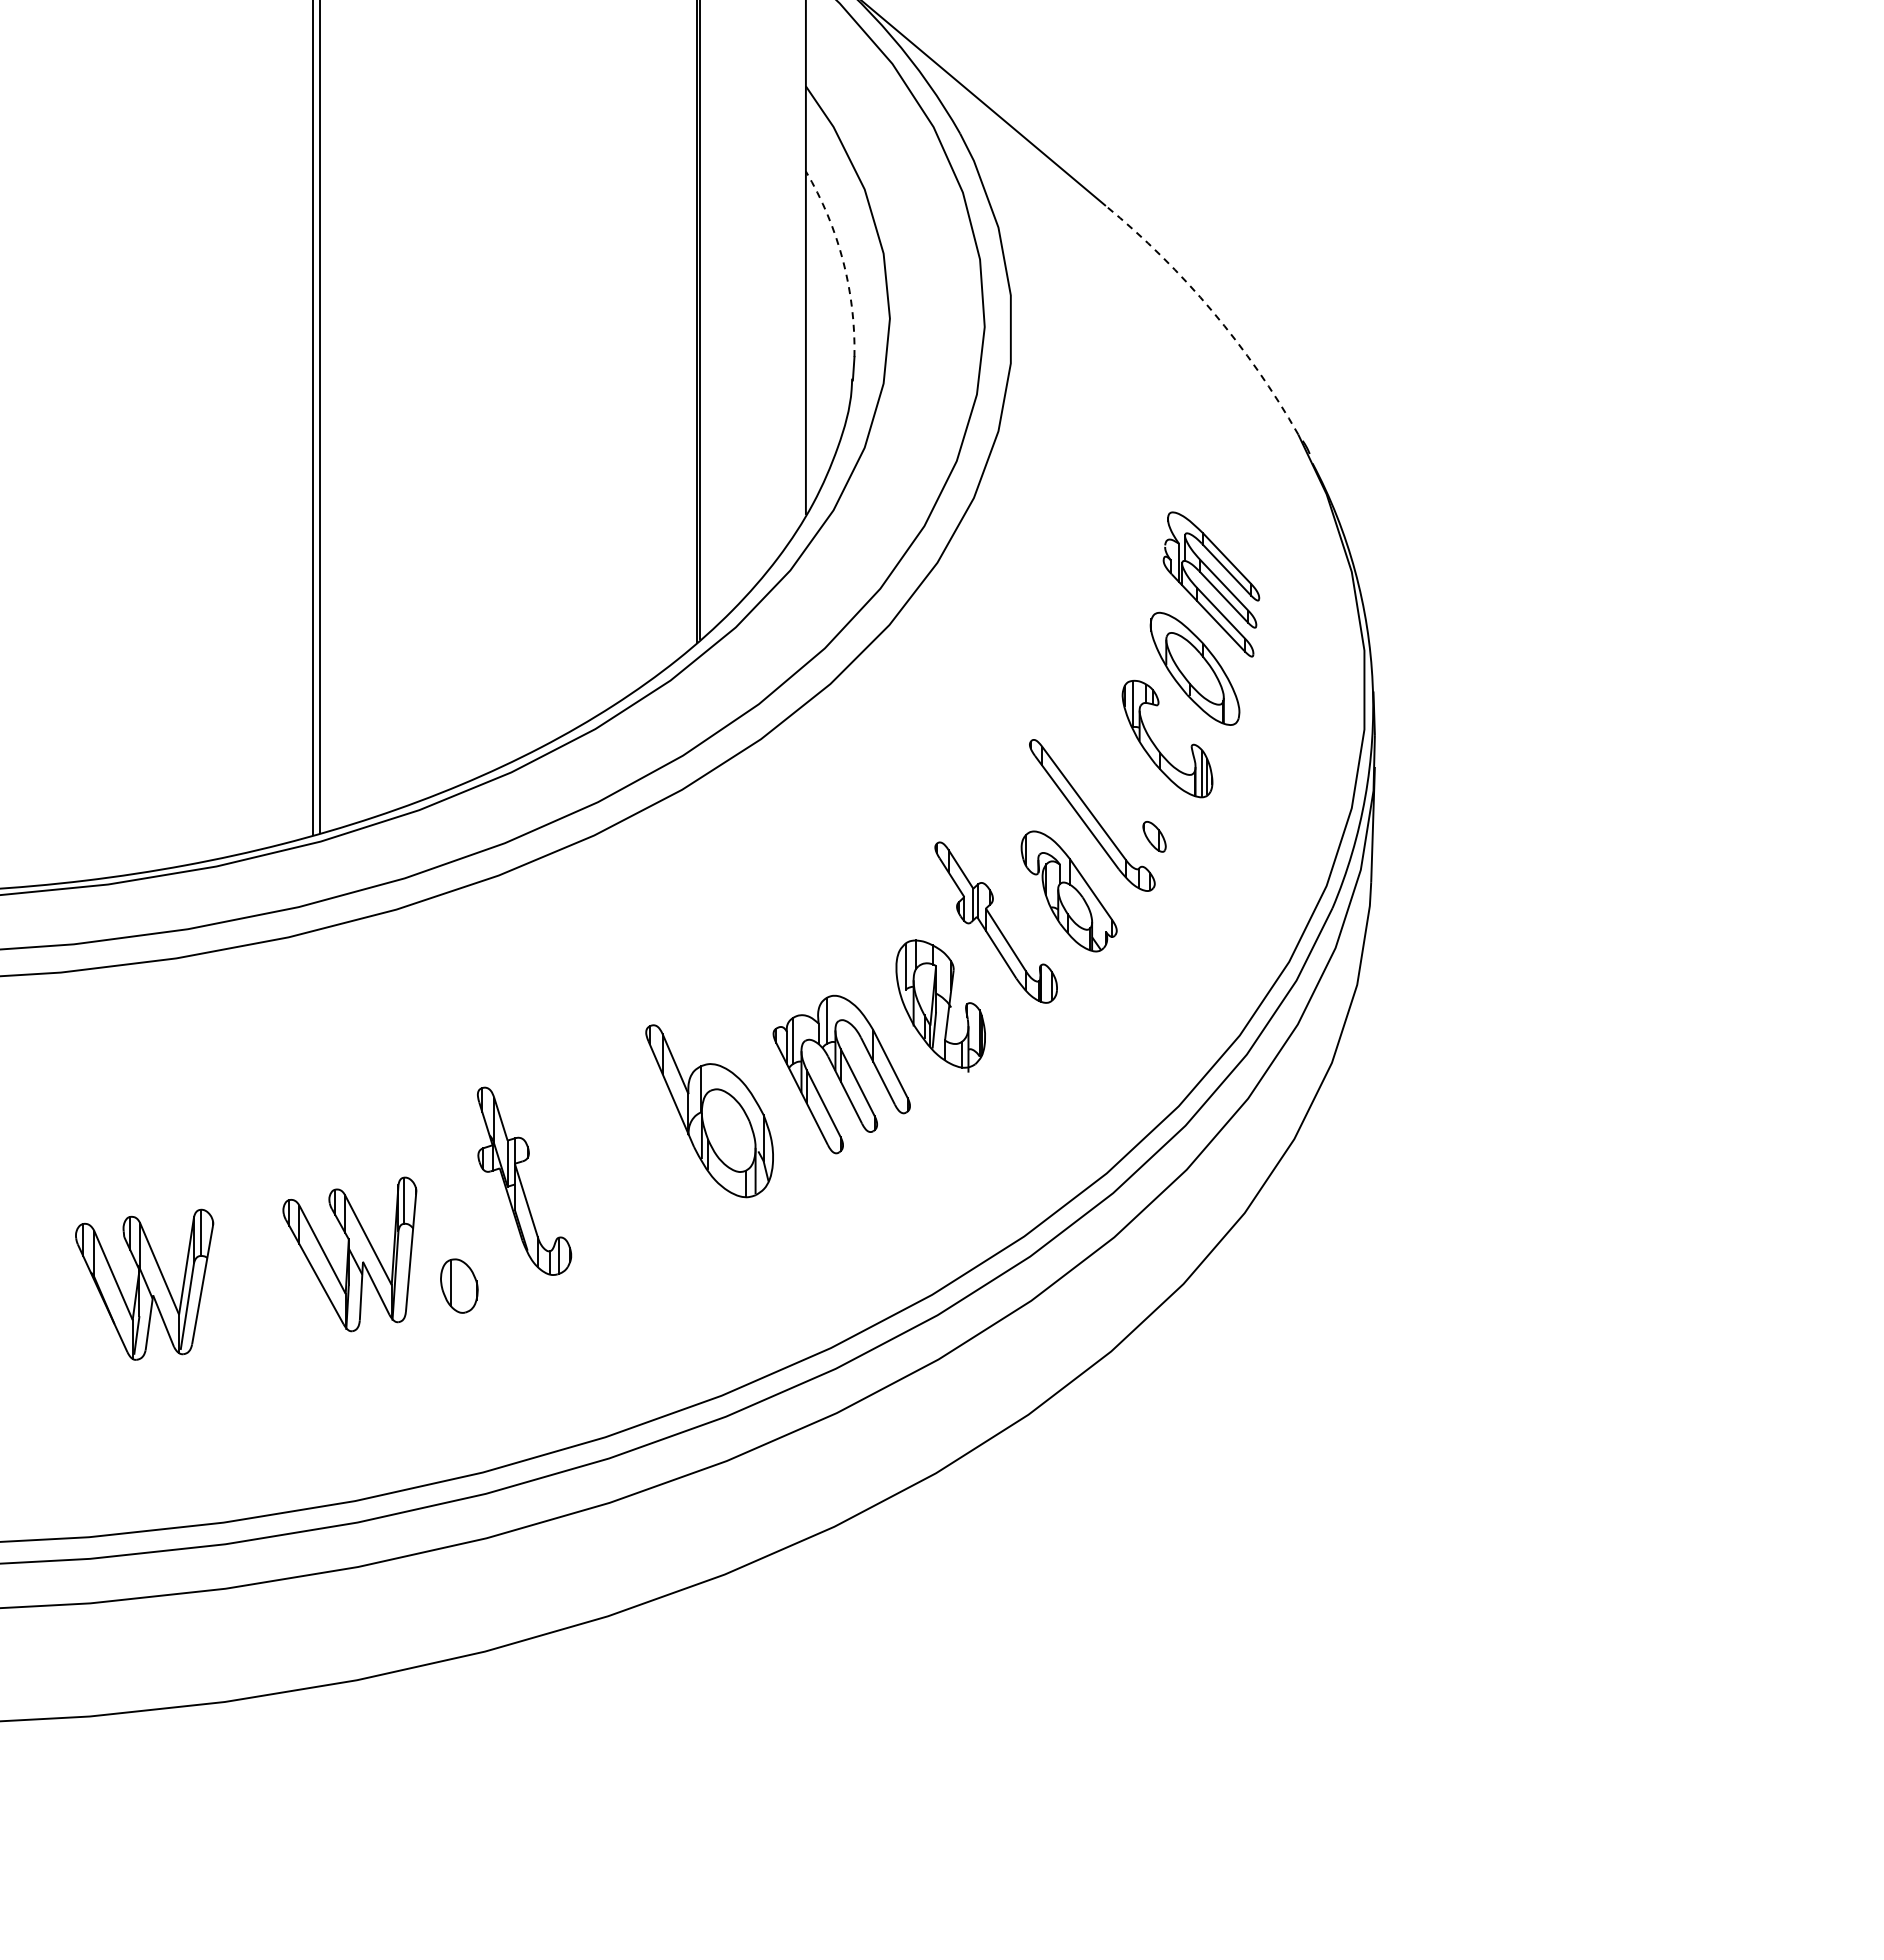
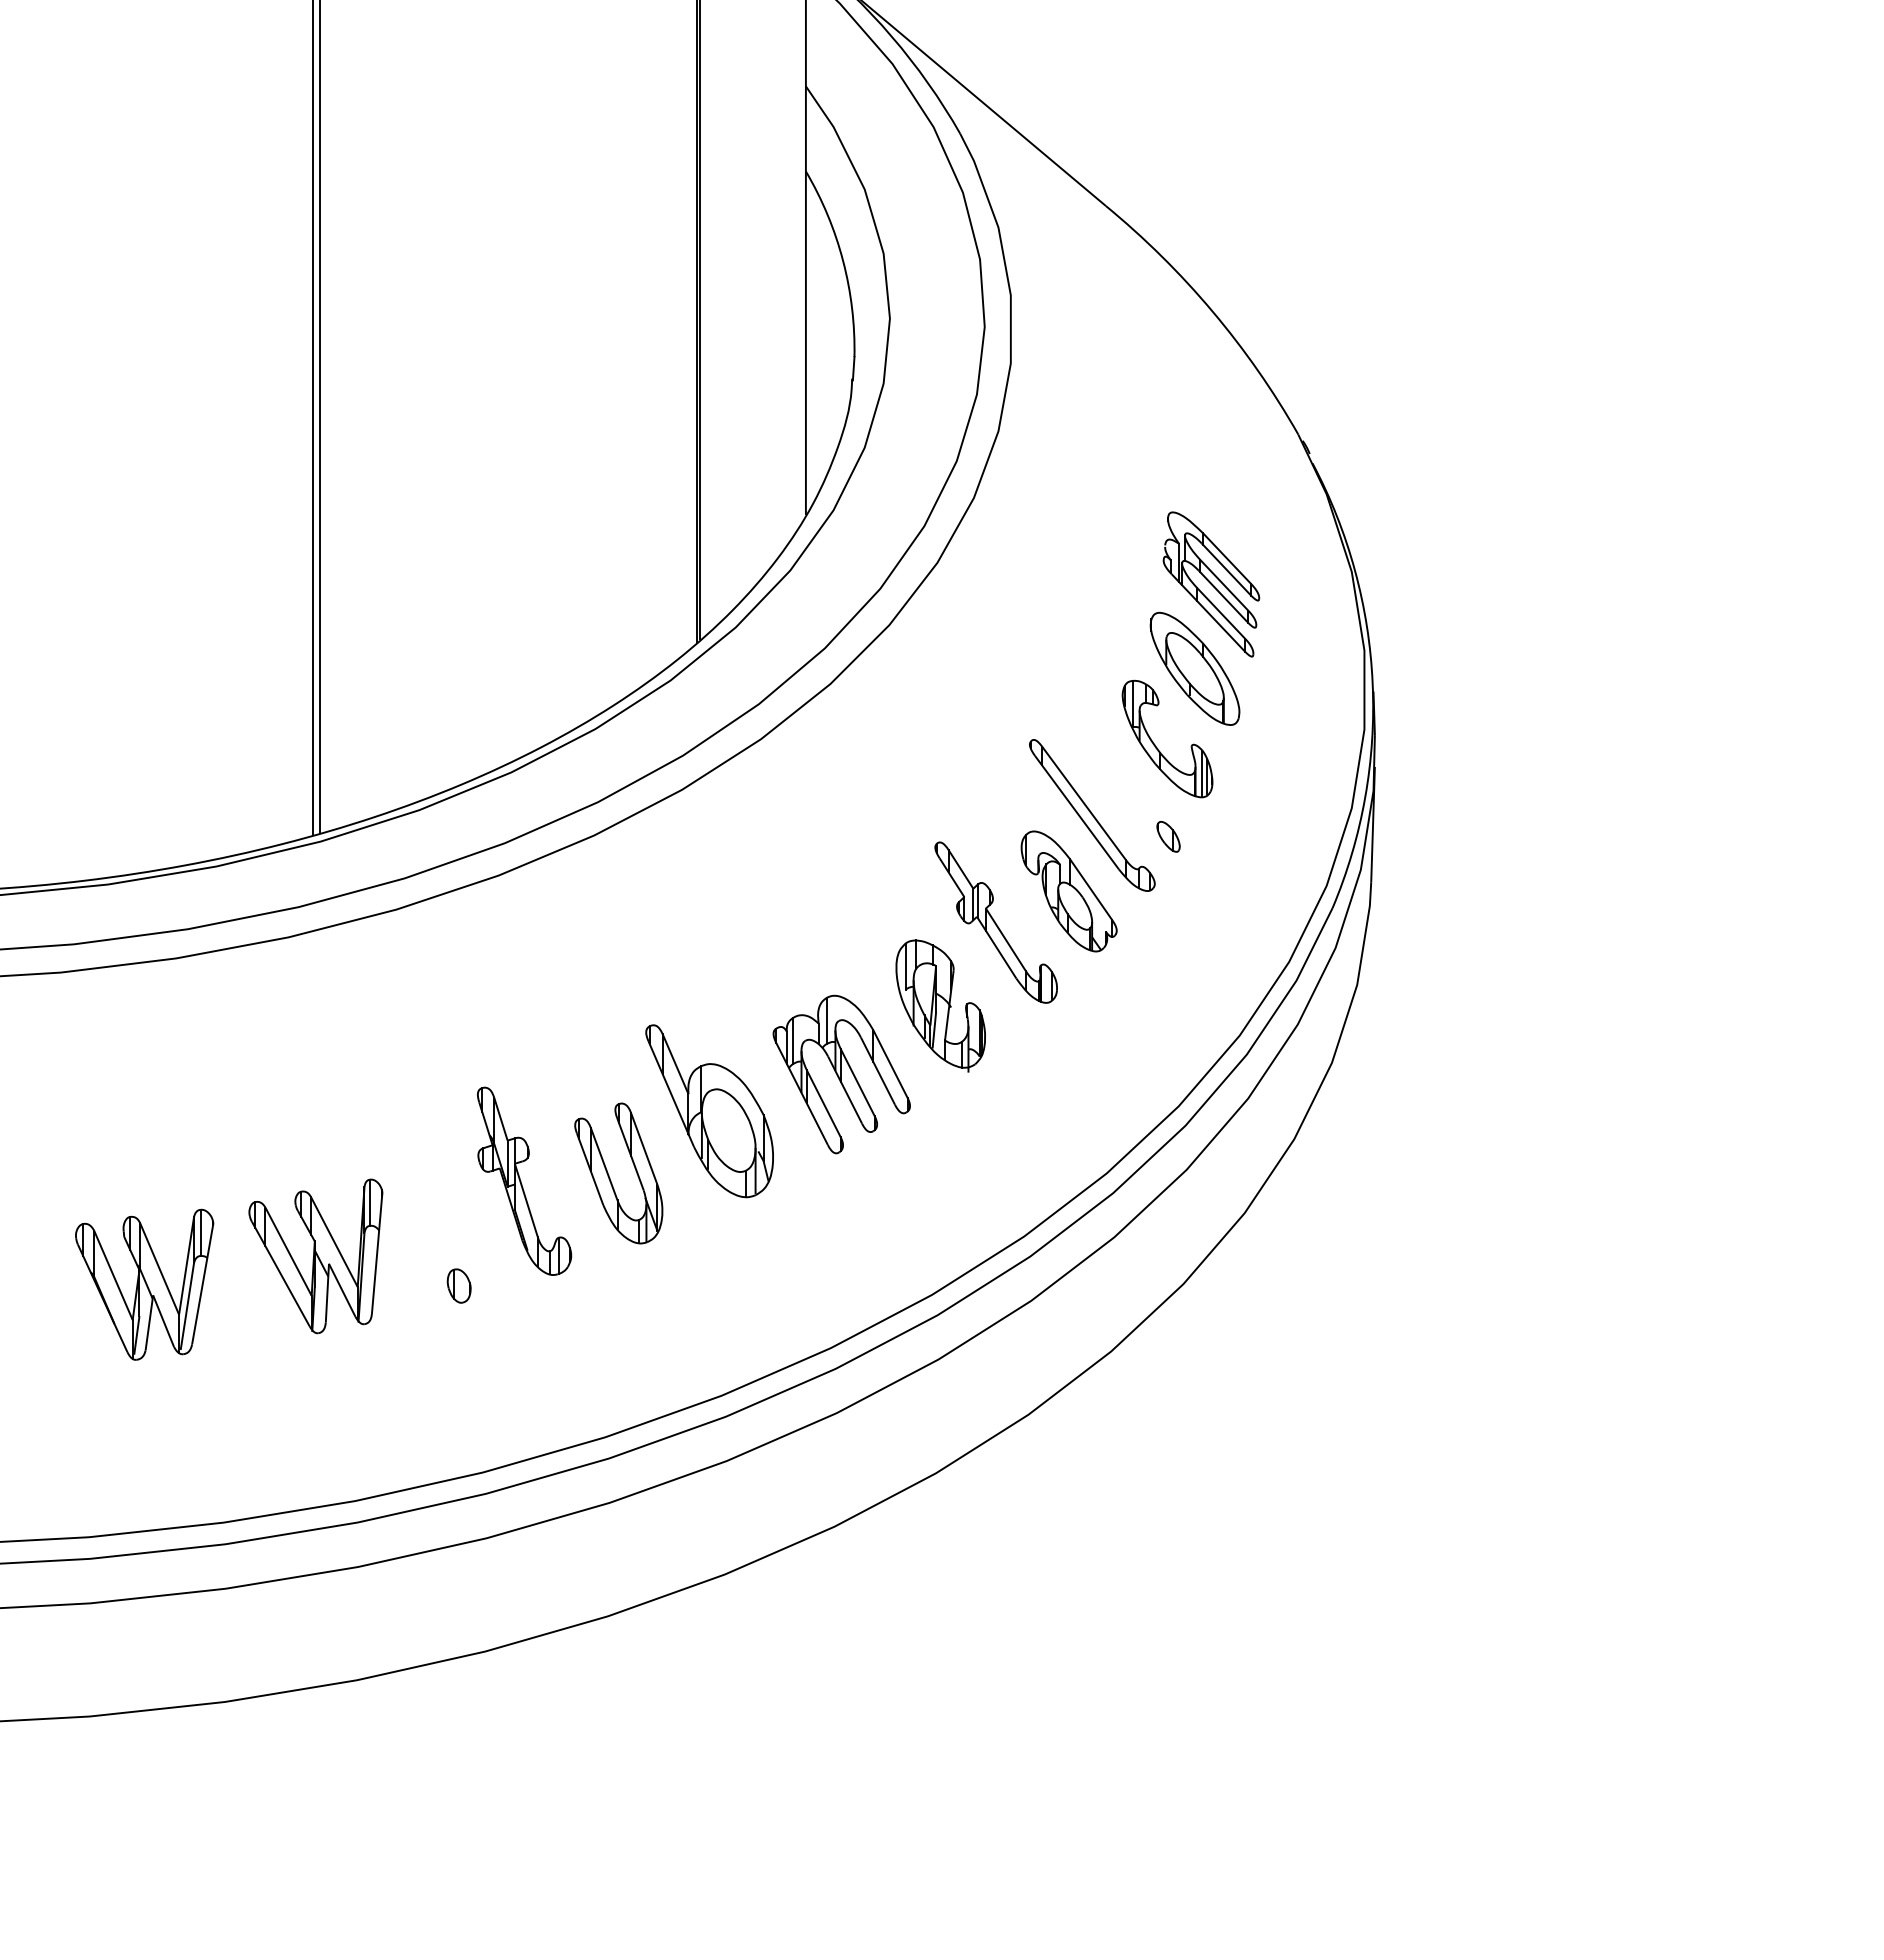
arc: dashed -> solid (843, 260)
arc: dashed -> solid (1212, 311)
part position: (1154, 836) -> (1168, 836) (1168, 836)
part: none -> present (610, 1177)
part position: (349, 1254) -> (315, 1256) (315, 1256)
part size: 39x56 px -> 26x36 px (458, 1285)
